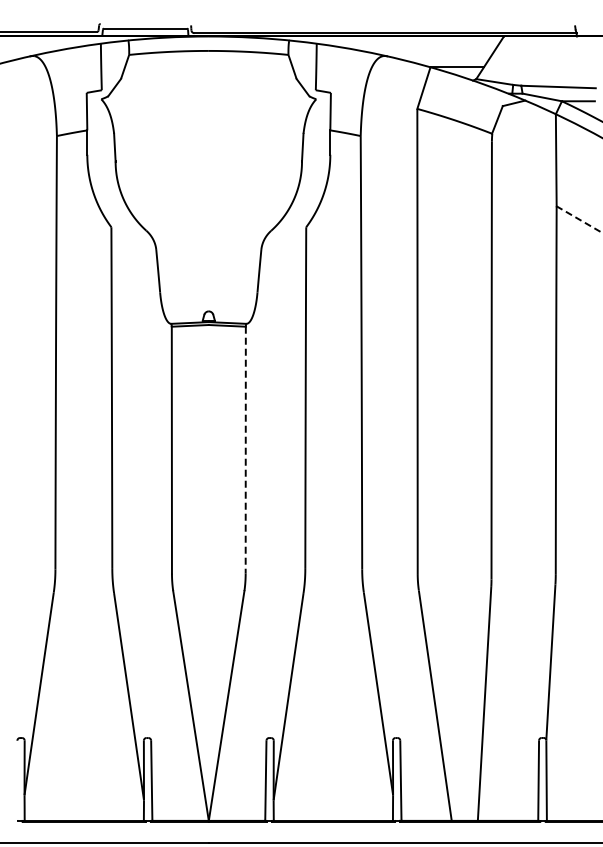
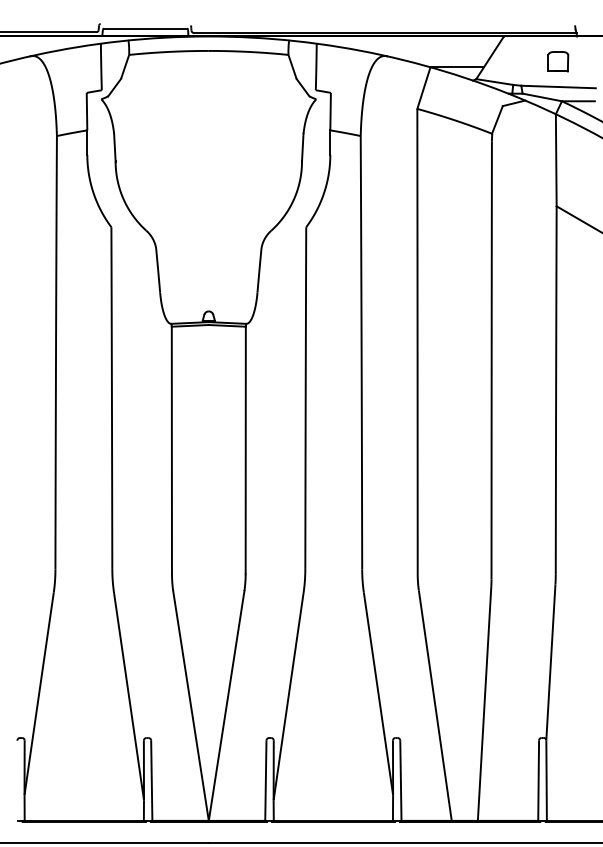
part: none -> present (558, 61)
line: dashed -> solid (579, 219)
line: dashed -> solid (245, 450)
